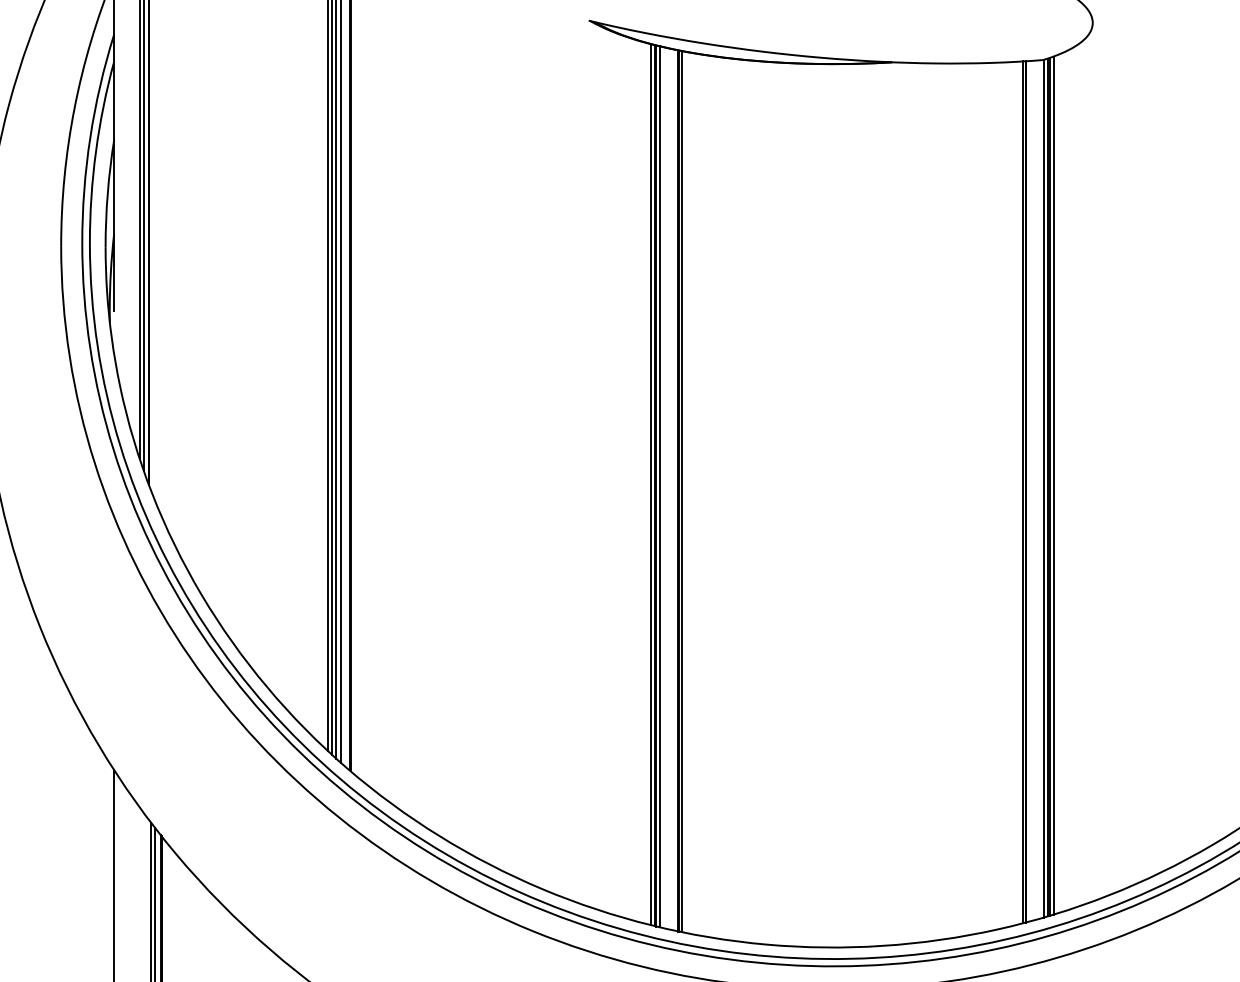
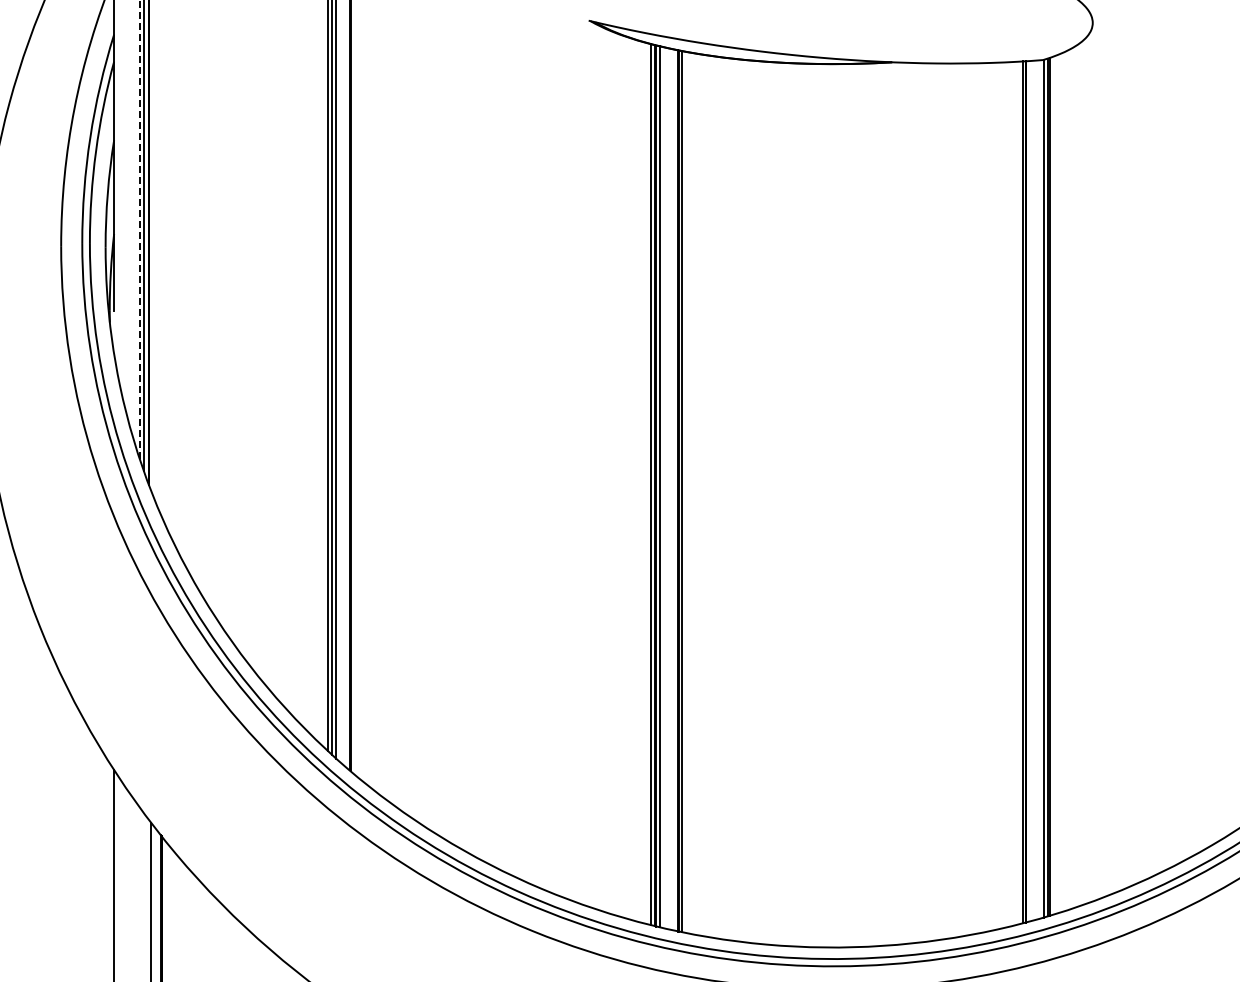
line: solid -> dashed (139, 229)
line: present -> none (340, 382)
line: present -> none (1053, 485)
line: present -> none (155, 903)
